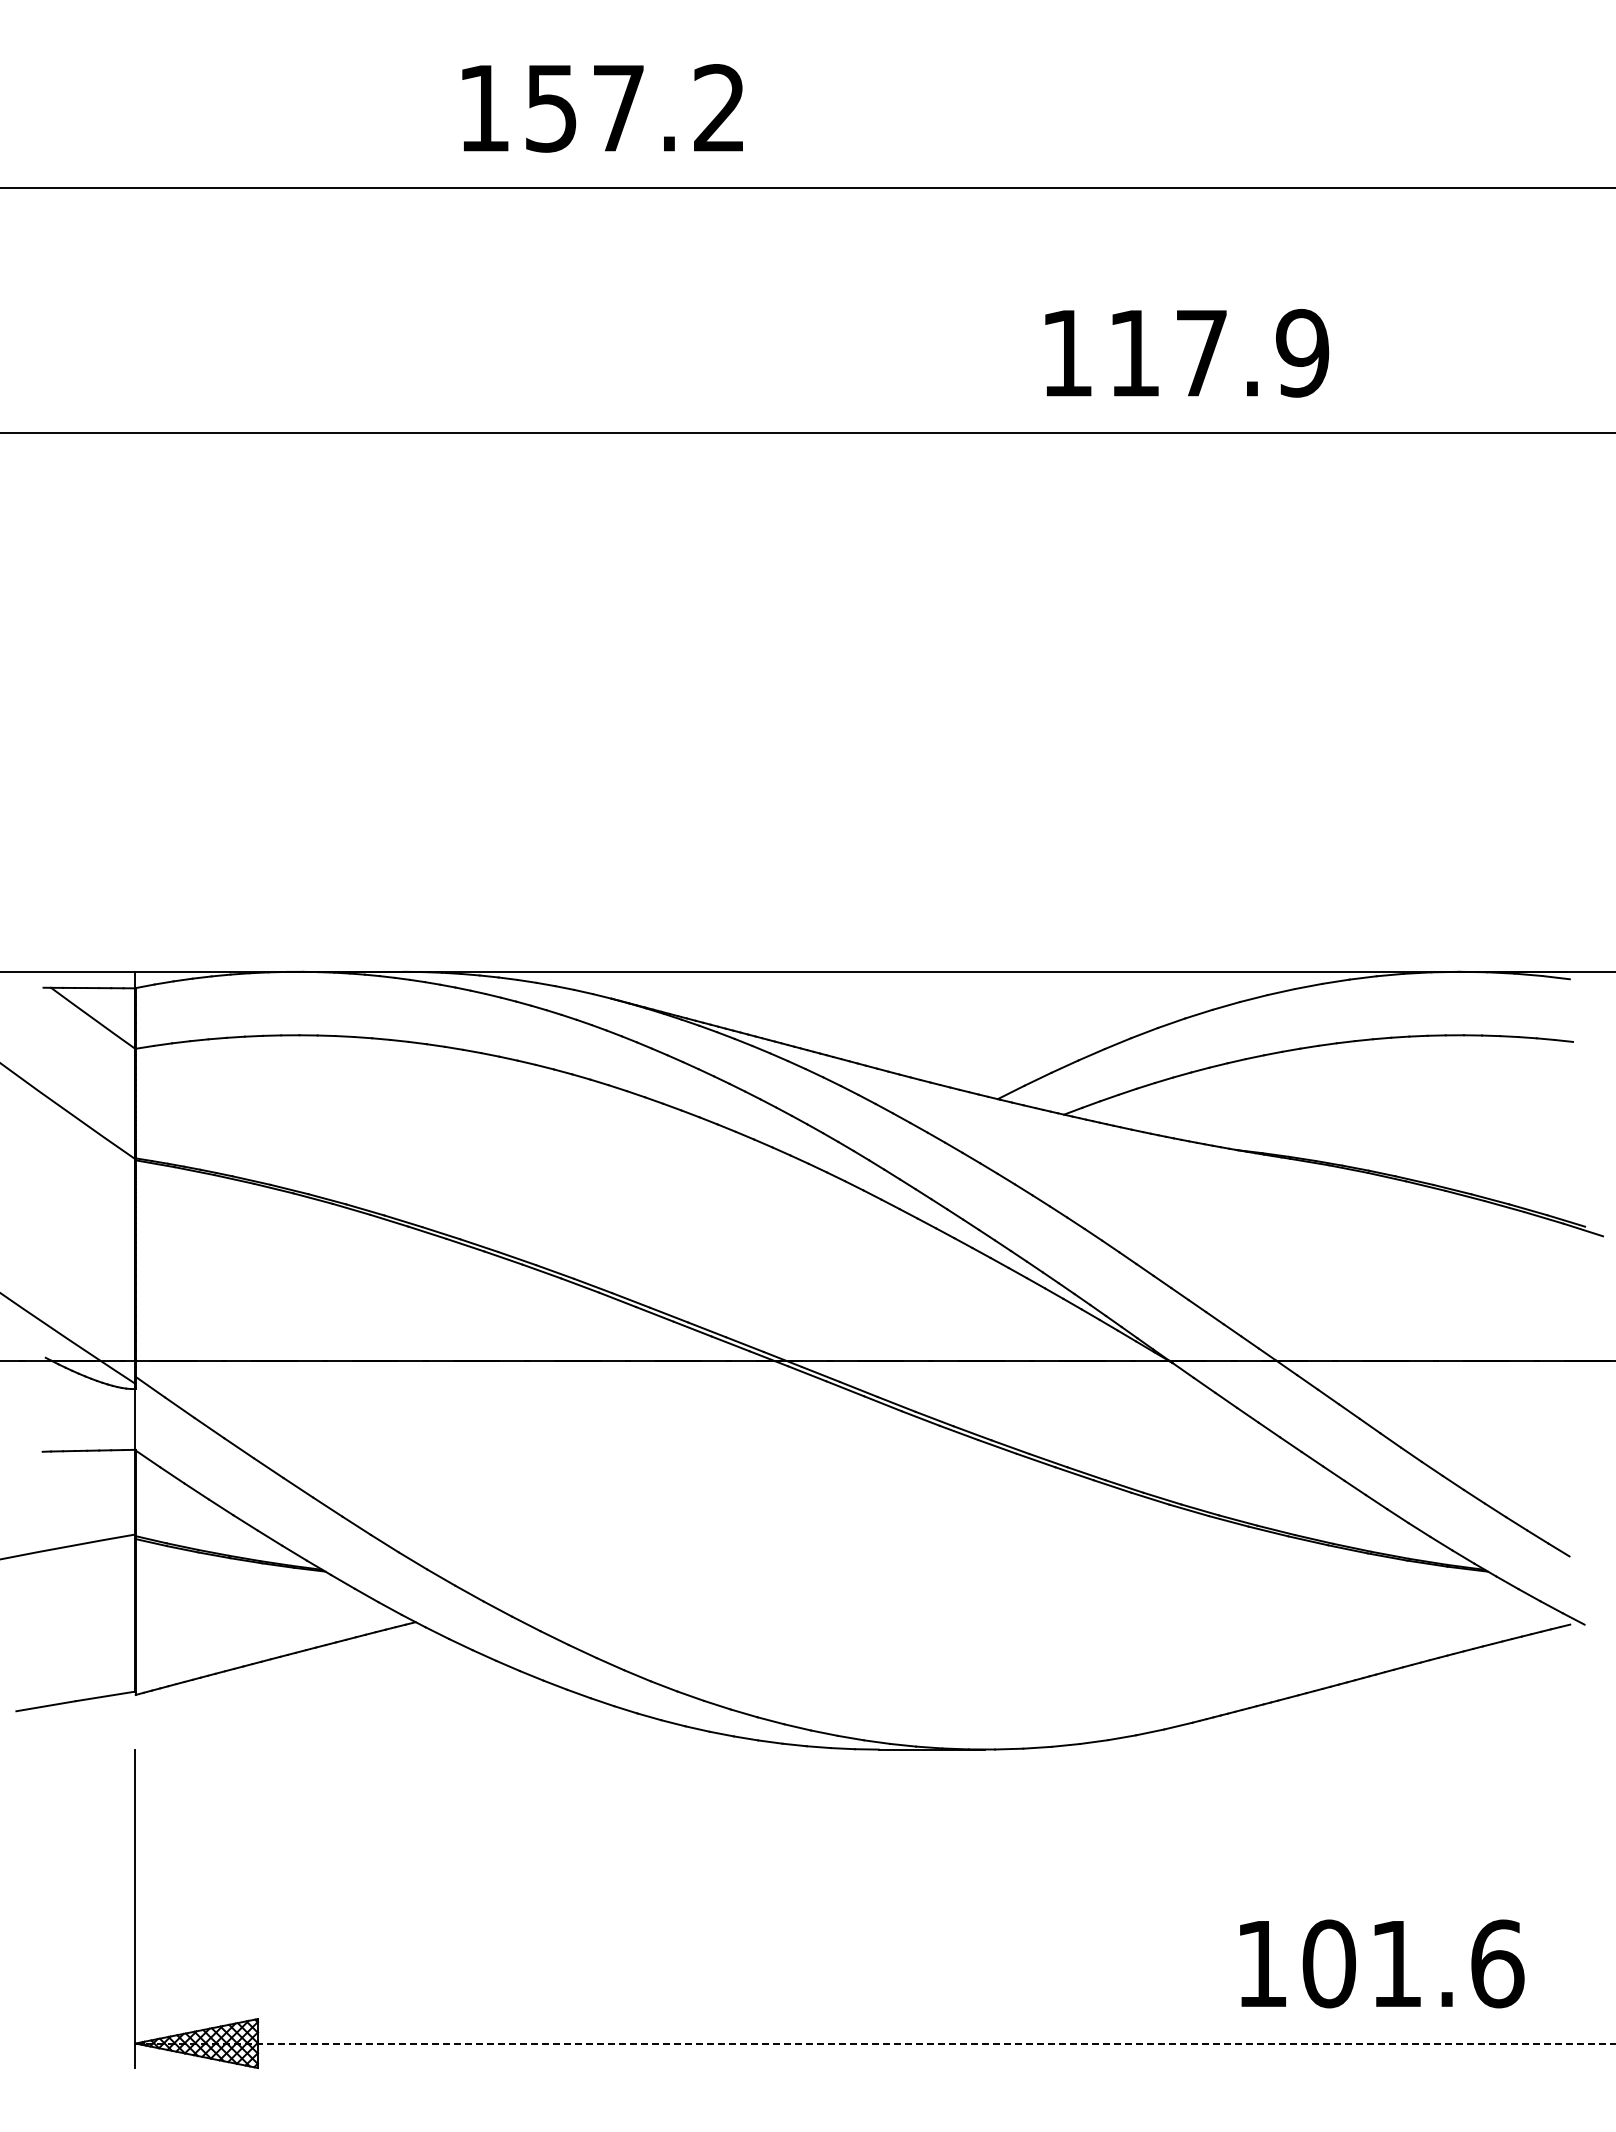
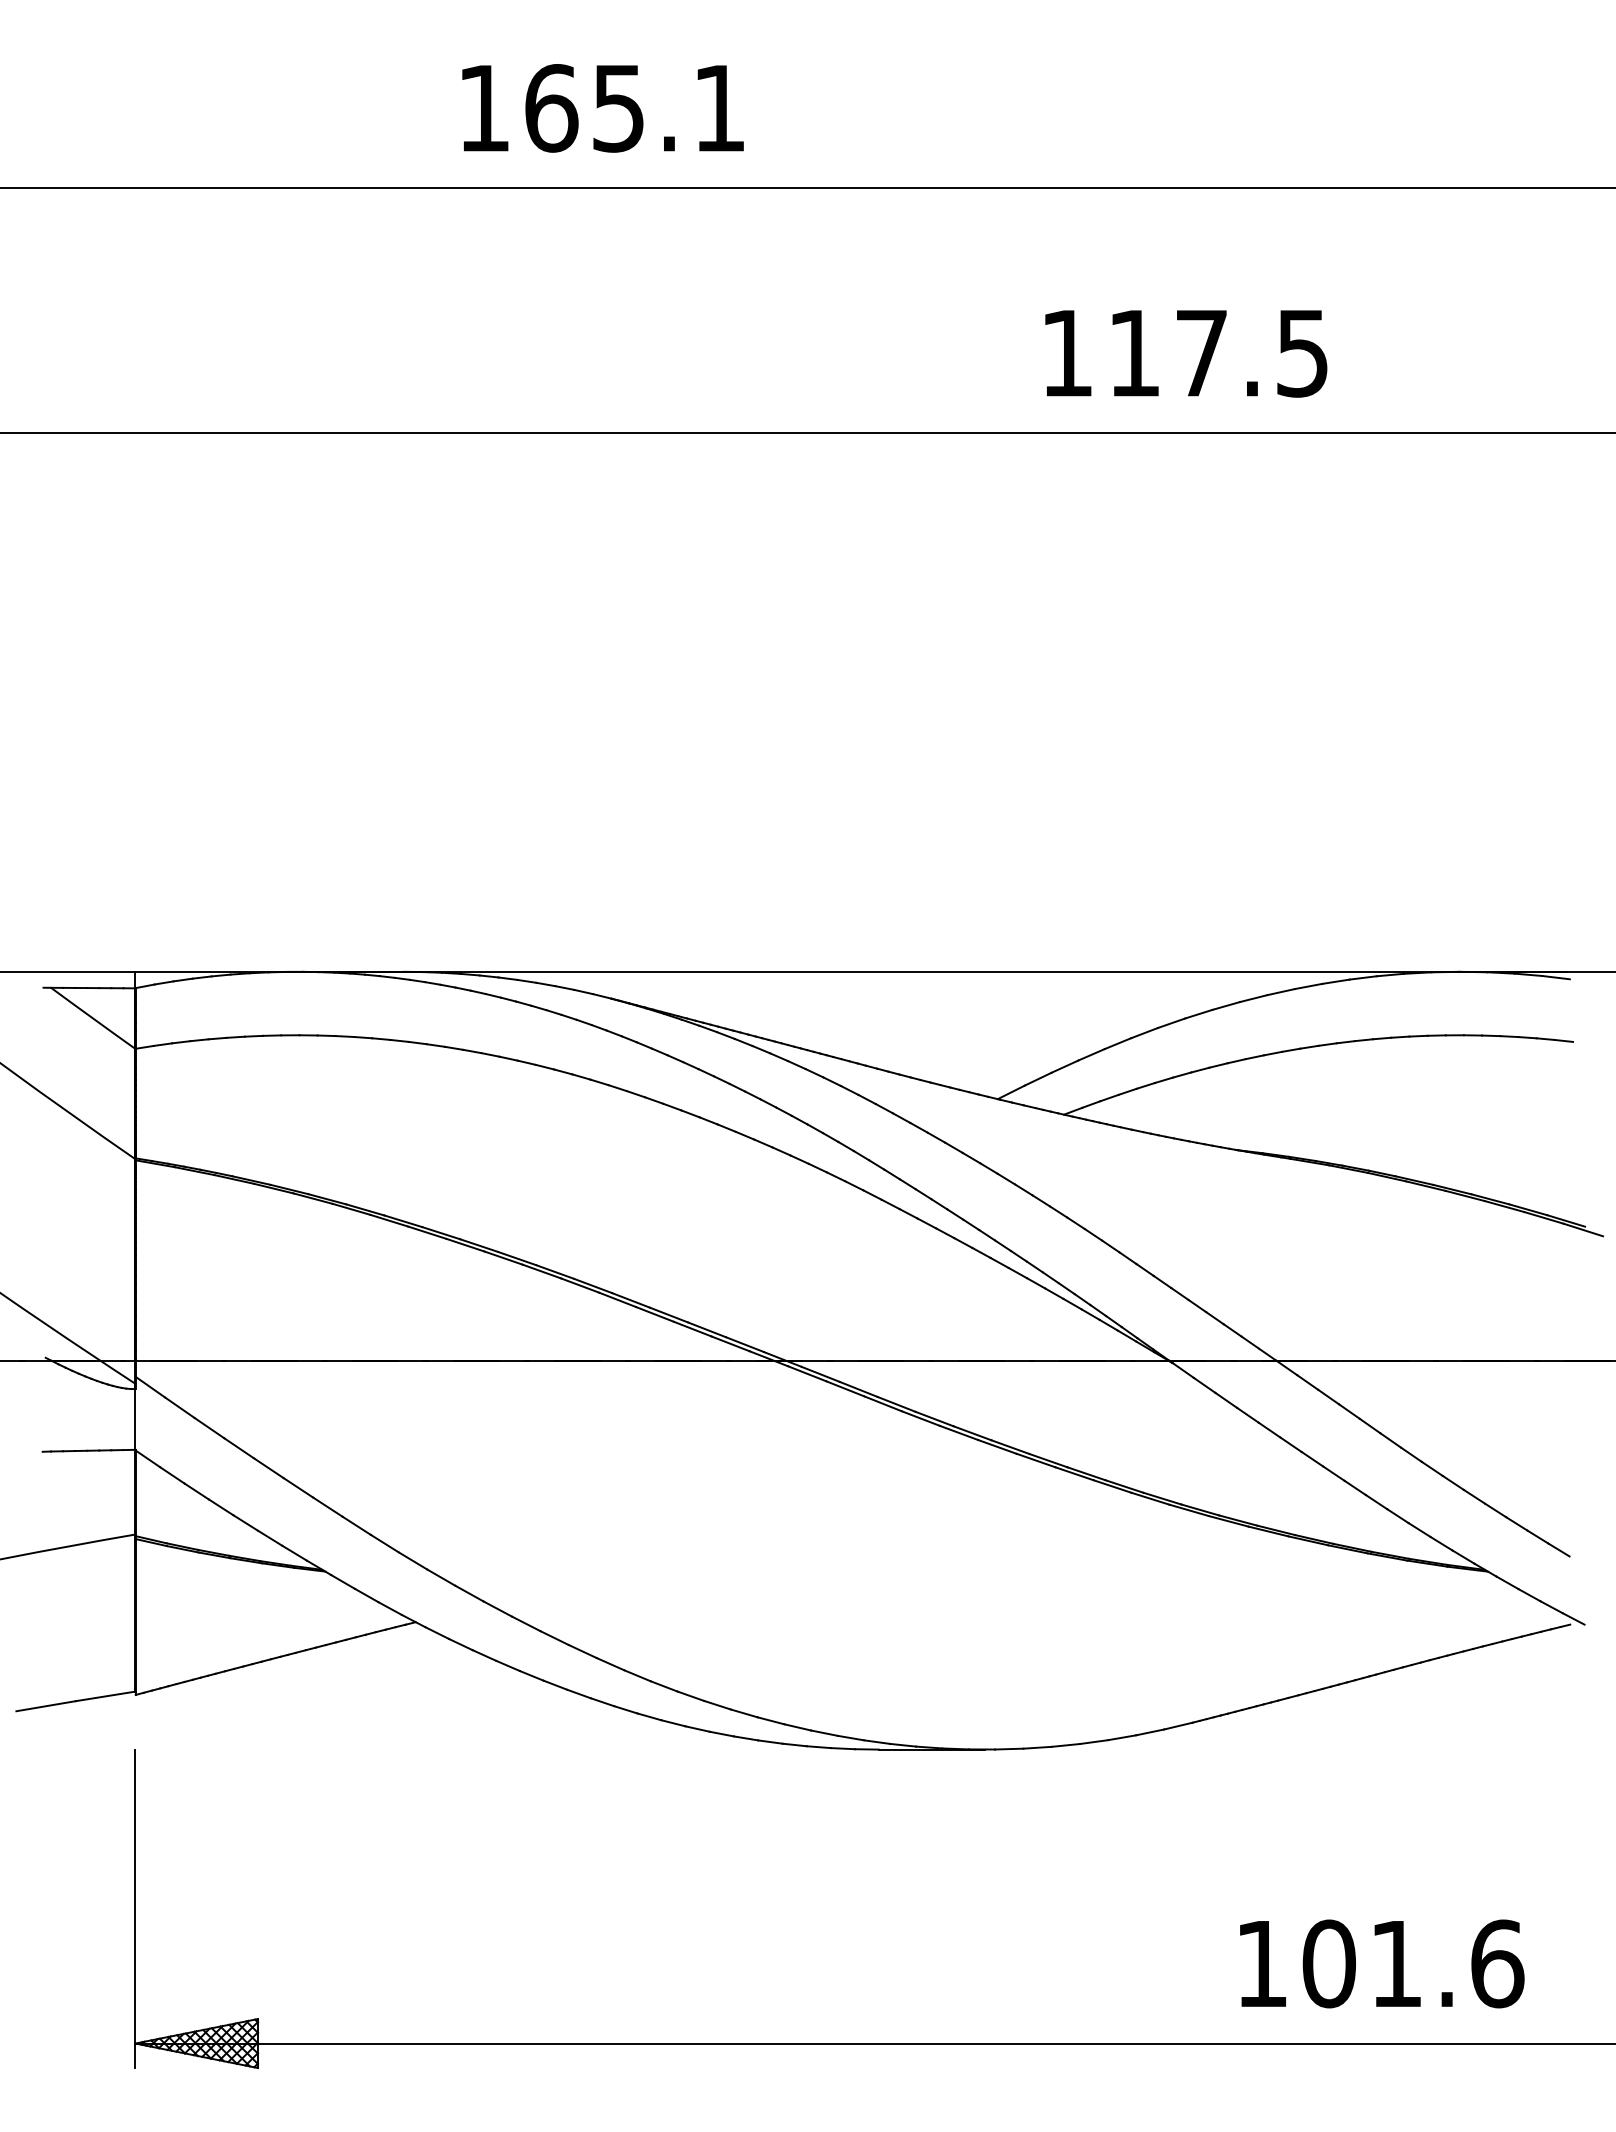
text: 157.2 -> 165.1 (634, 108)
text: 117.9 -> 117.5 (1302, 352)
line: dashed -> solid (875, 2043)
